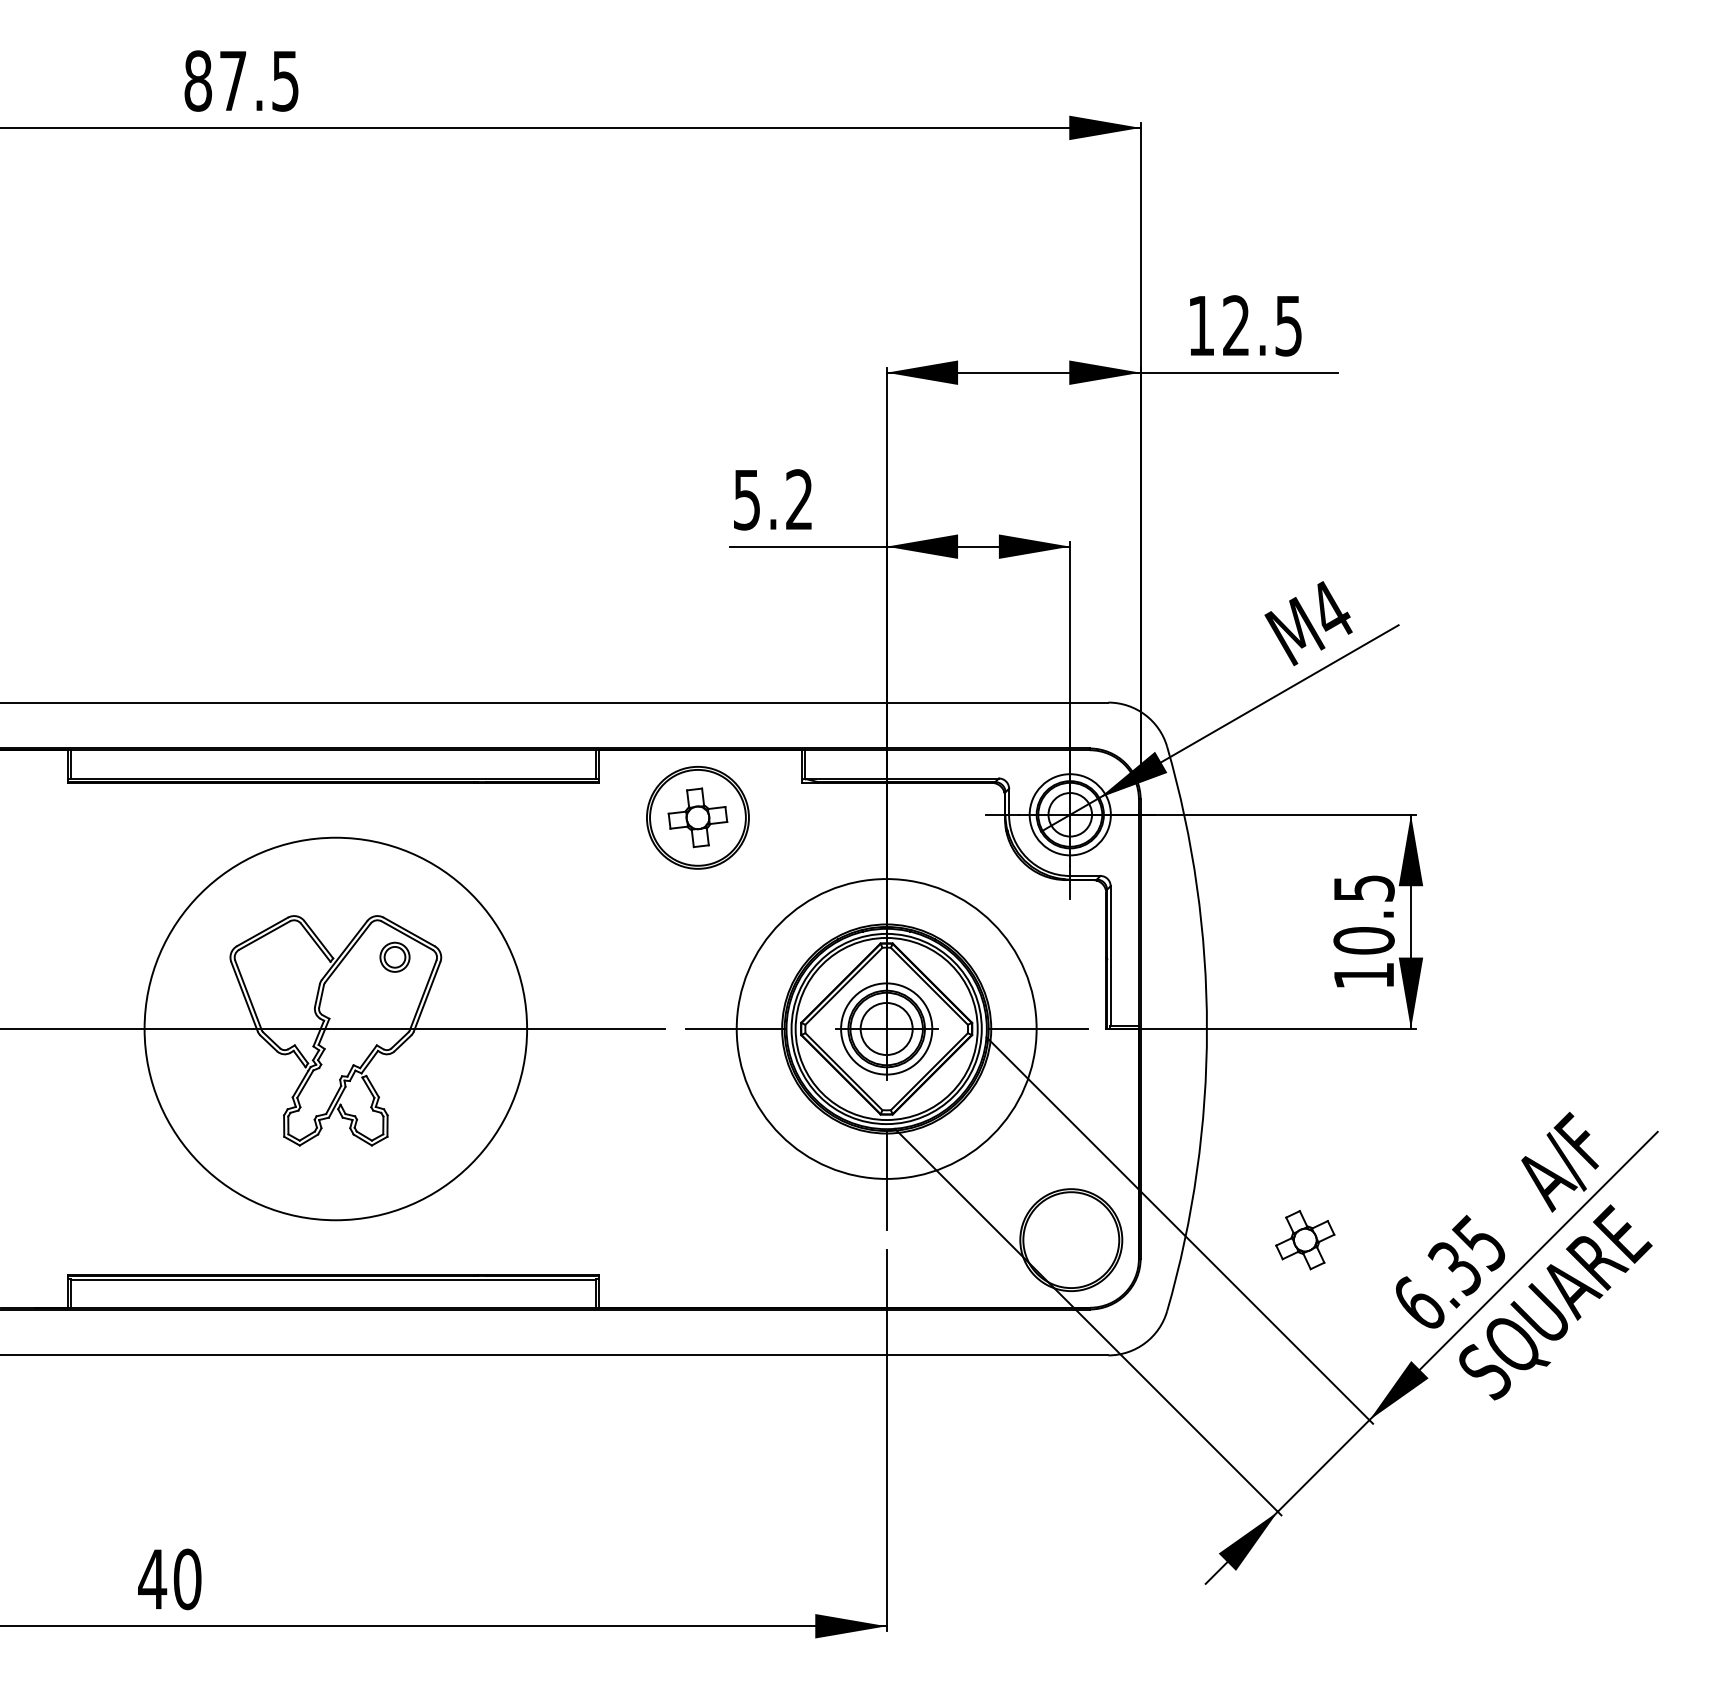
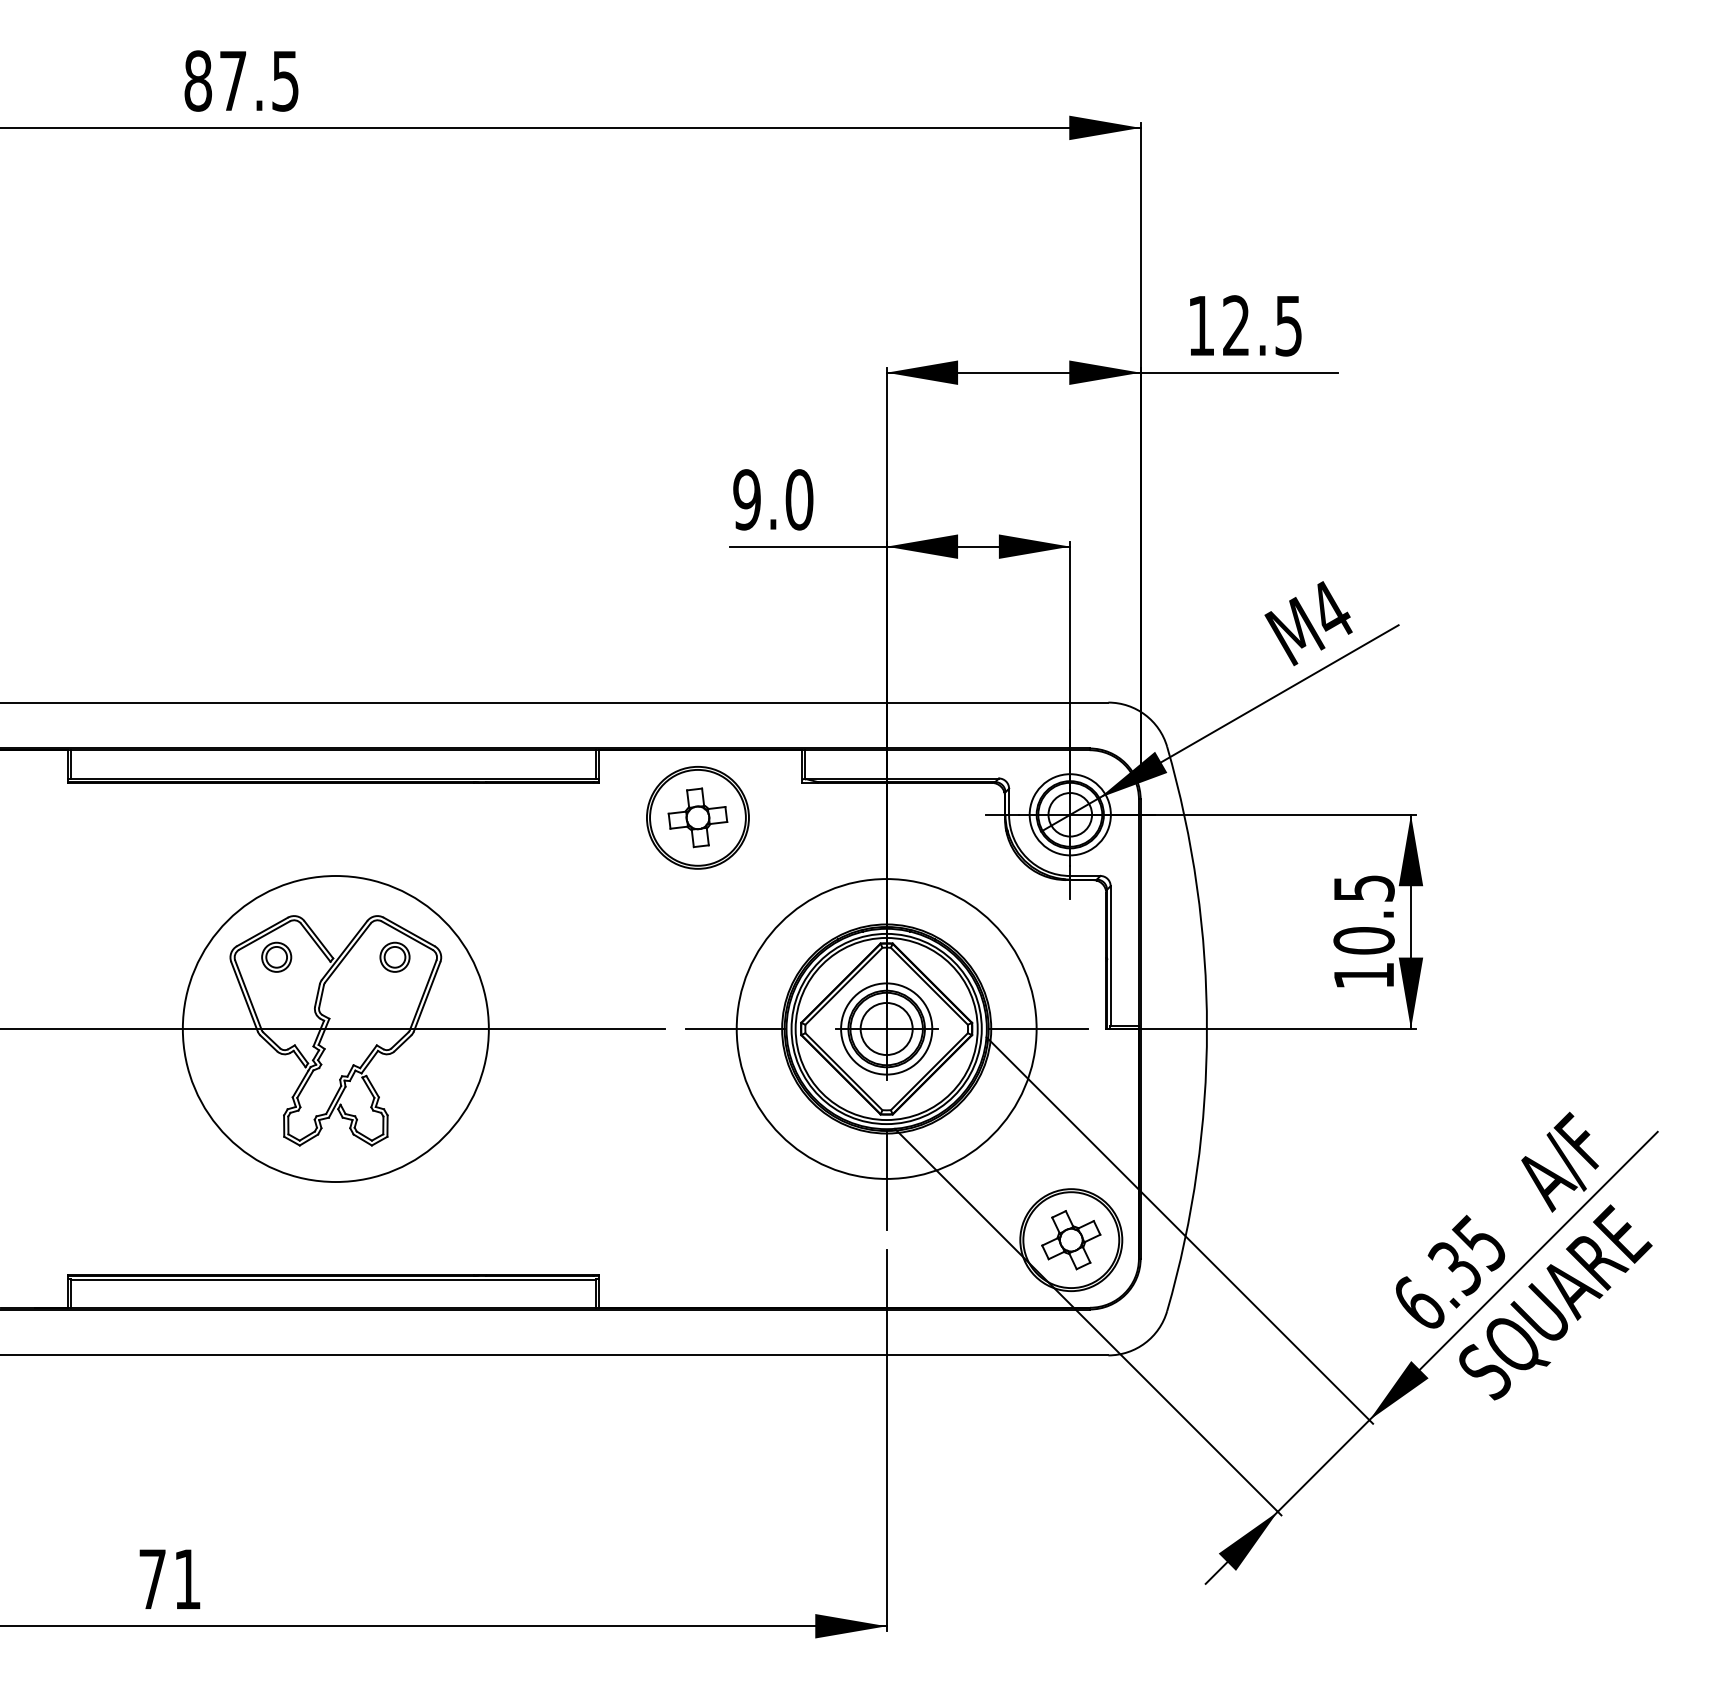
text: 5.2 -> 9.0 (773, 499)
part: none -> present (276, 956)
circle diameter: 383 px -> 306 px (335, 1029)
part position: (1305, 1240) -> (1071, 1240) (1071, 1240)
text: 40 -> 71 (169, 1579)
